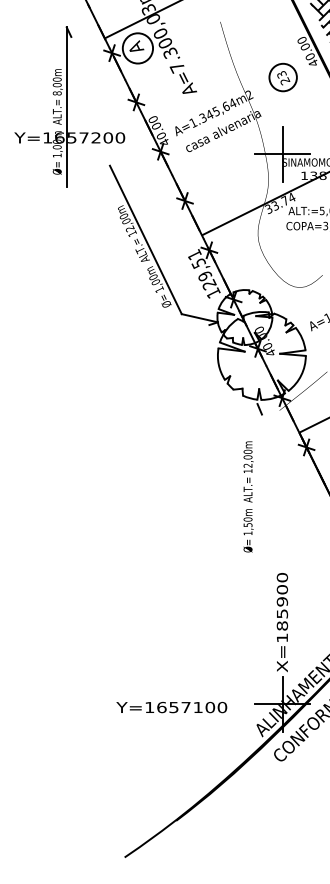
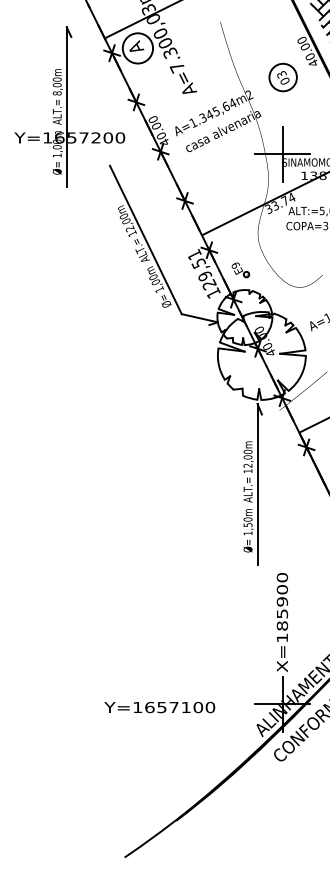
text: 23 -> 03 (285, 81)
part: none -> present (240, 270)
line: none -> present (257, 484)
text position: (171, 707) -> (159, 707) (159, 707)
